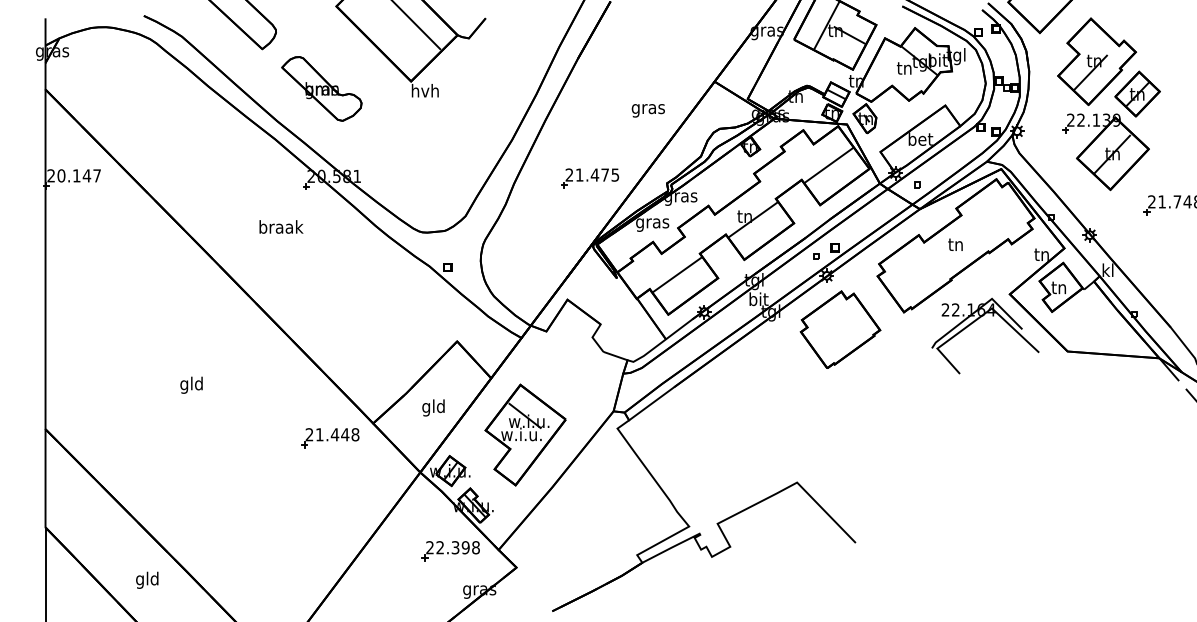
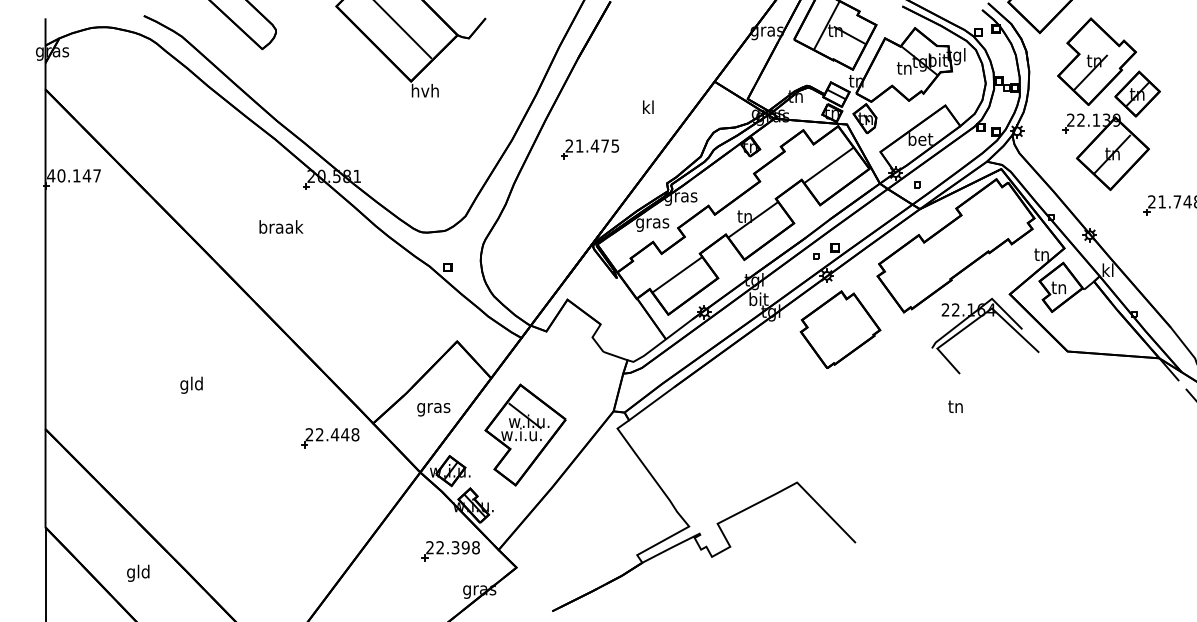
line position: (416, 25) -> (403, 30) (403, 30)
part: present -> none (321, 88)
text: gras -> kl (647, 108)
text: 20.147 -> 40.147 (51, 175)
part position: (590, 178) -> (590, 149) (590, 149)
text position: (955, 244) -> (955, 406) (955, 406)
text: gld -> gras (433, 407)
text: 21.448 -> 22.448 (319, 434)
text position: (147, 579) -> (138, 572) (138, 572)
